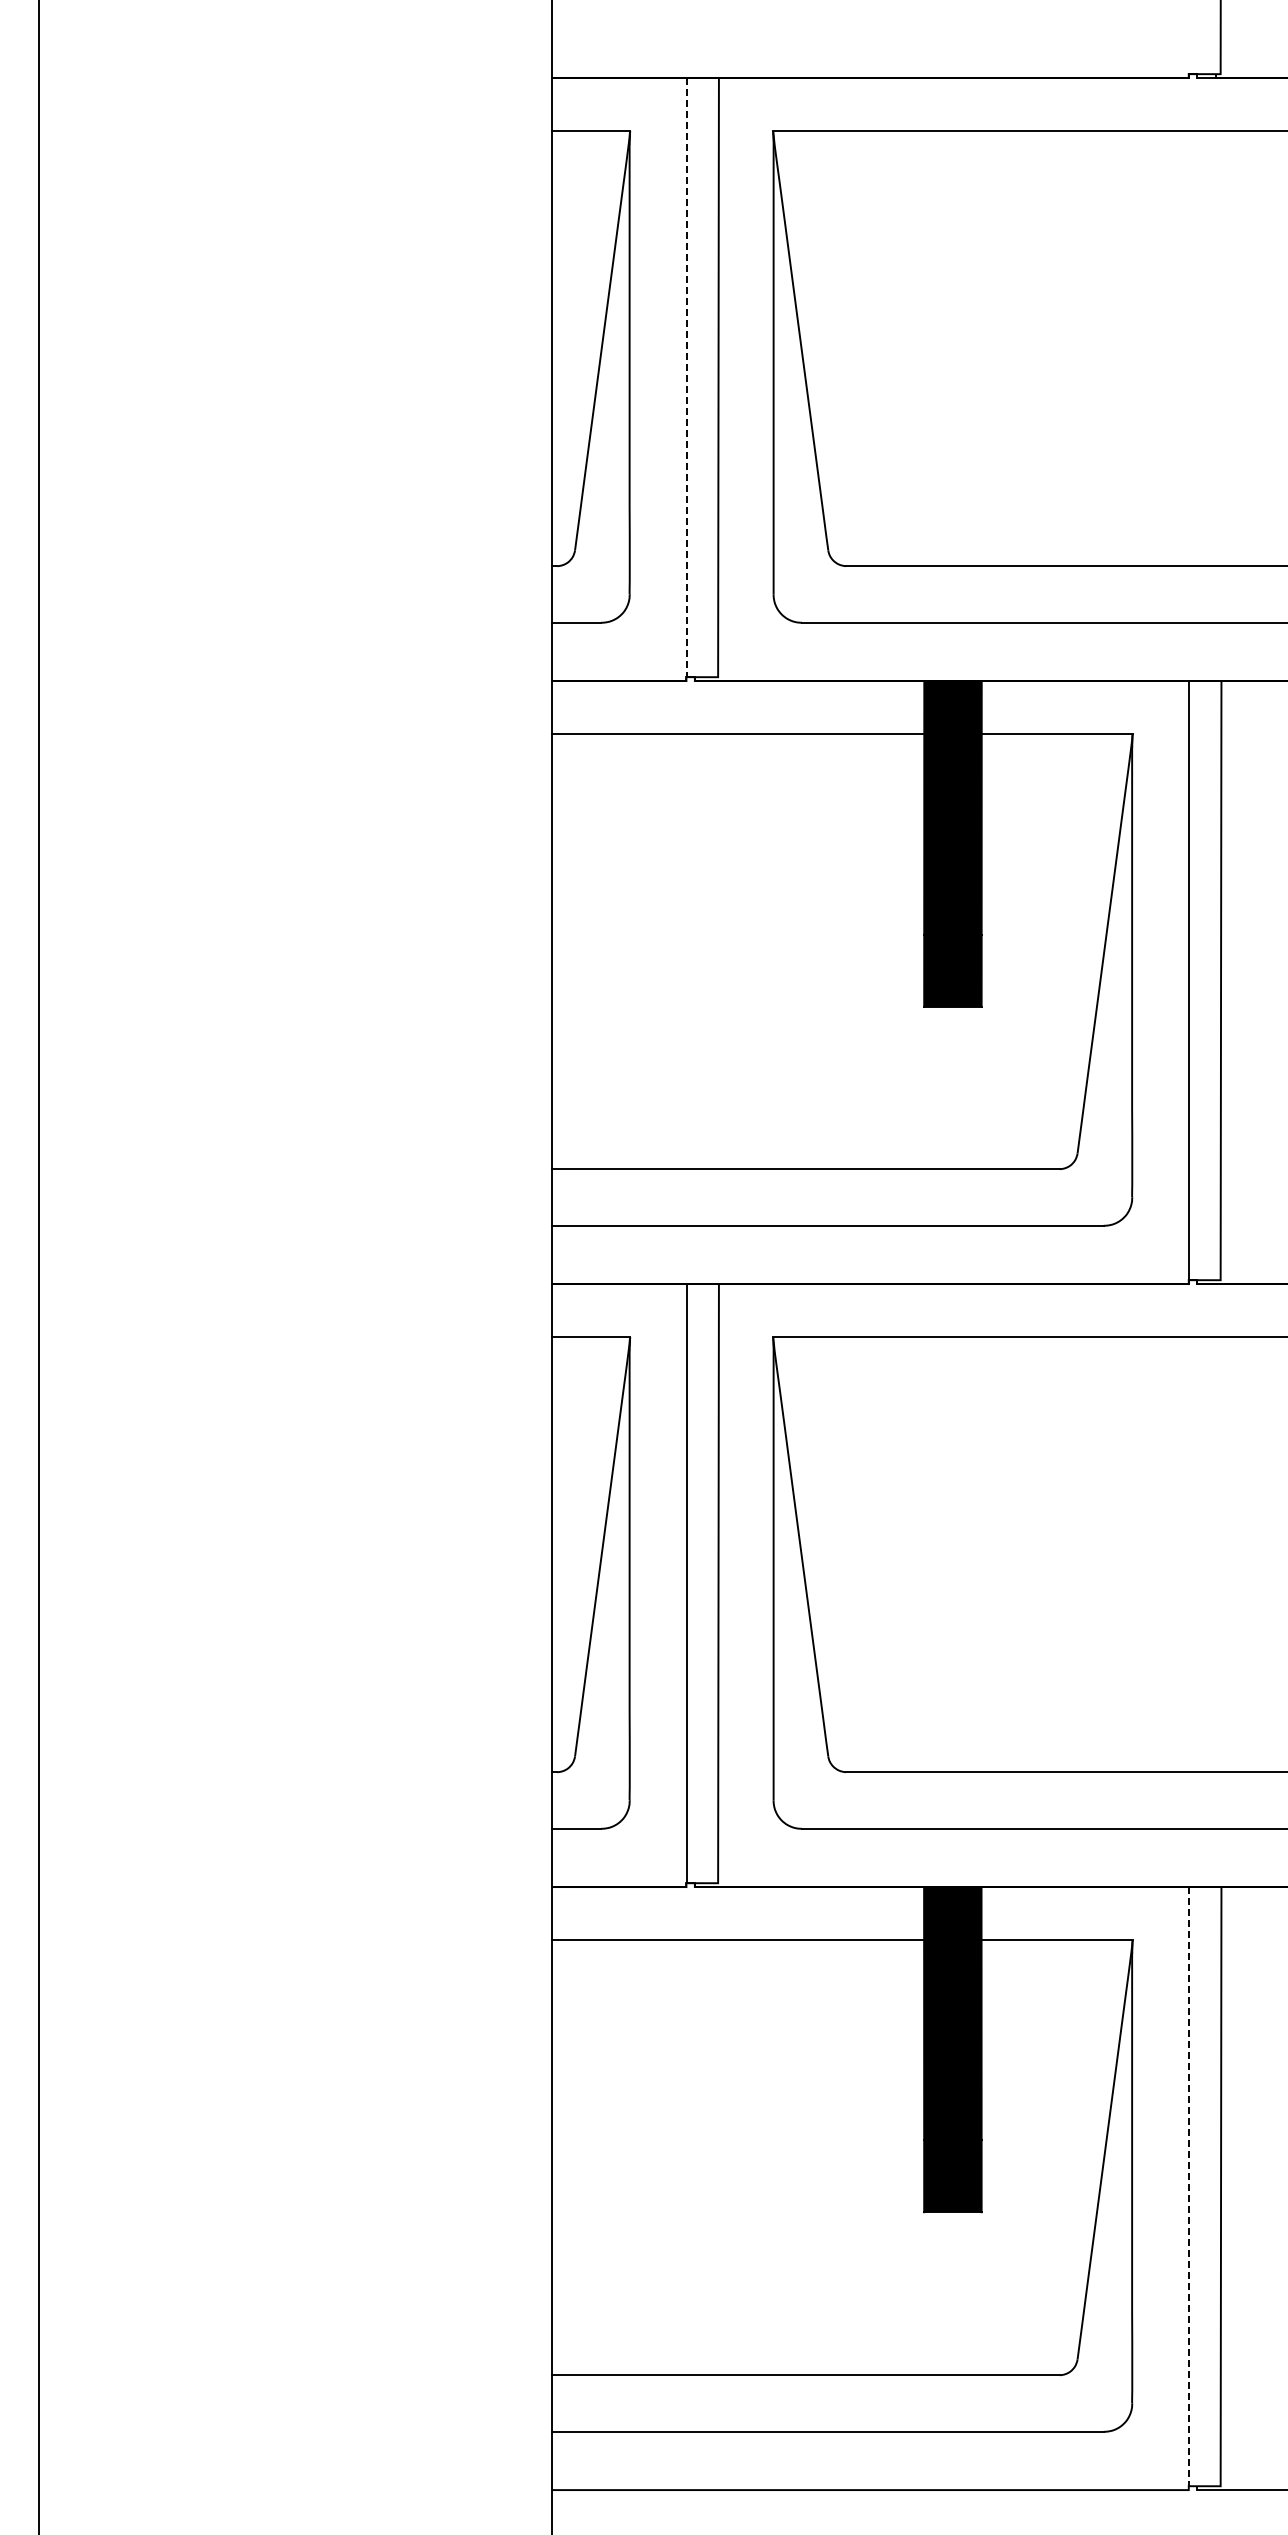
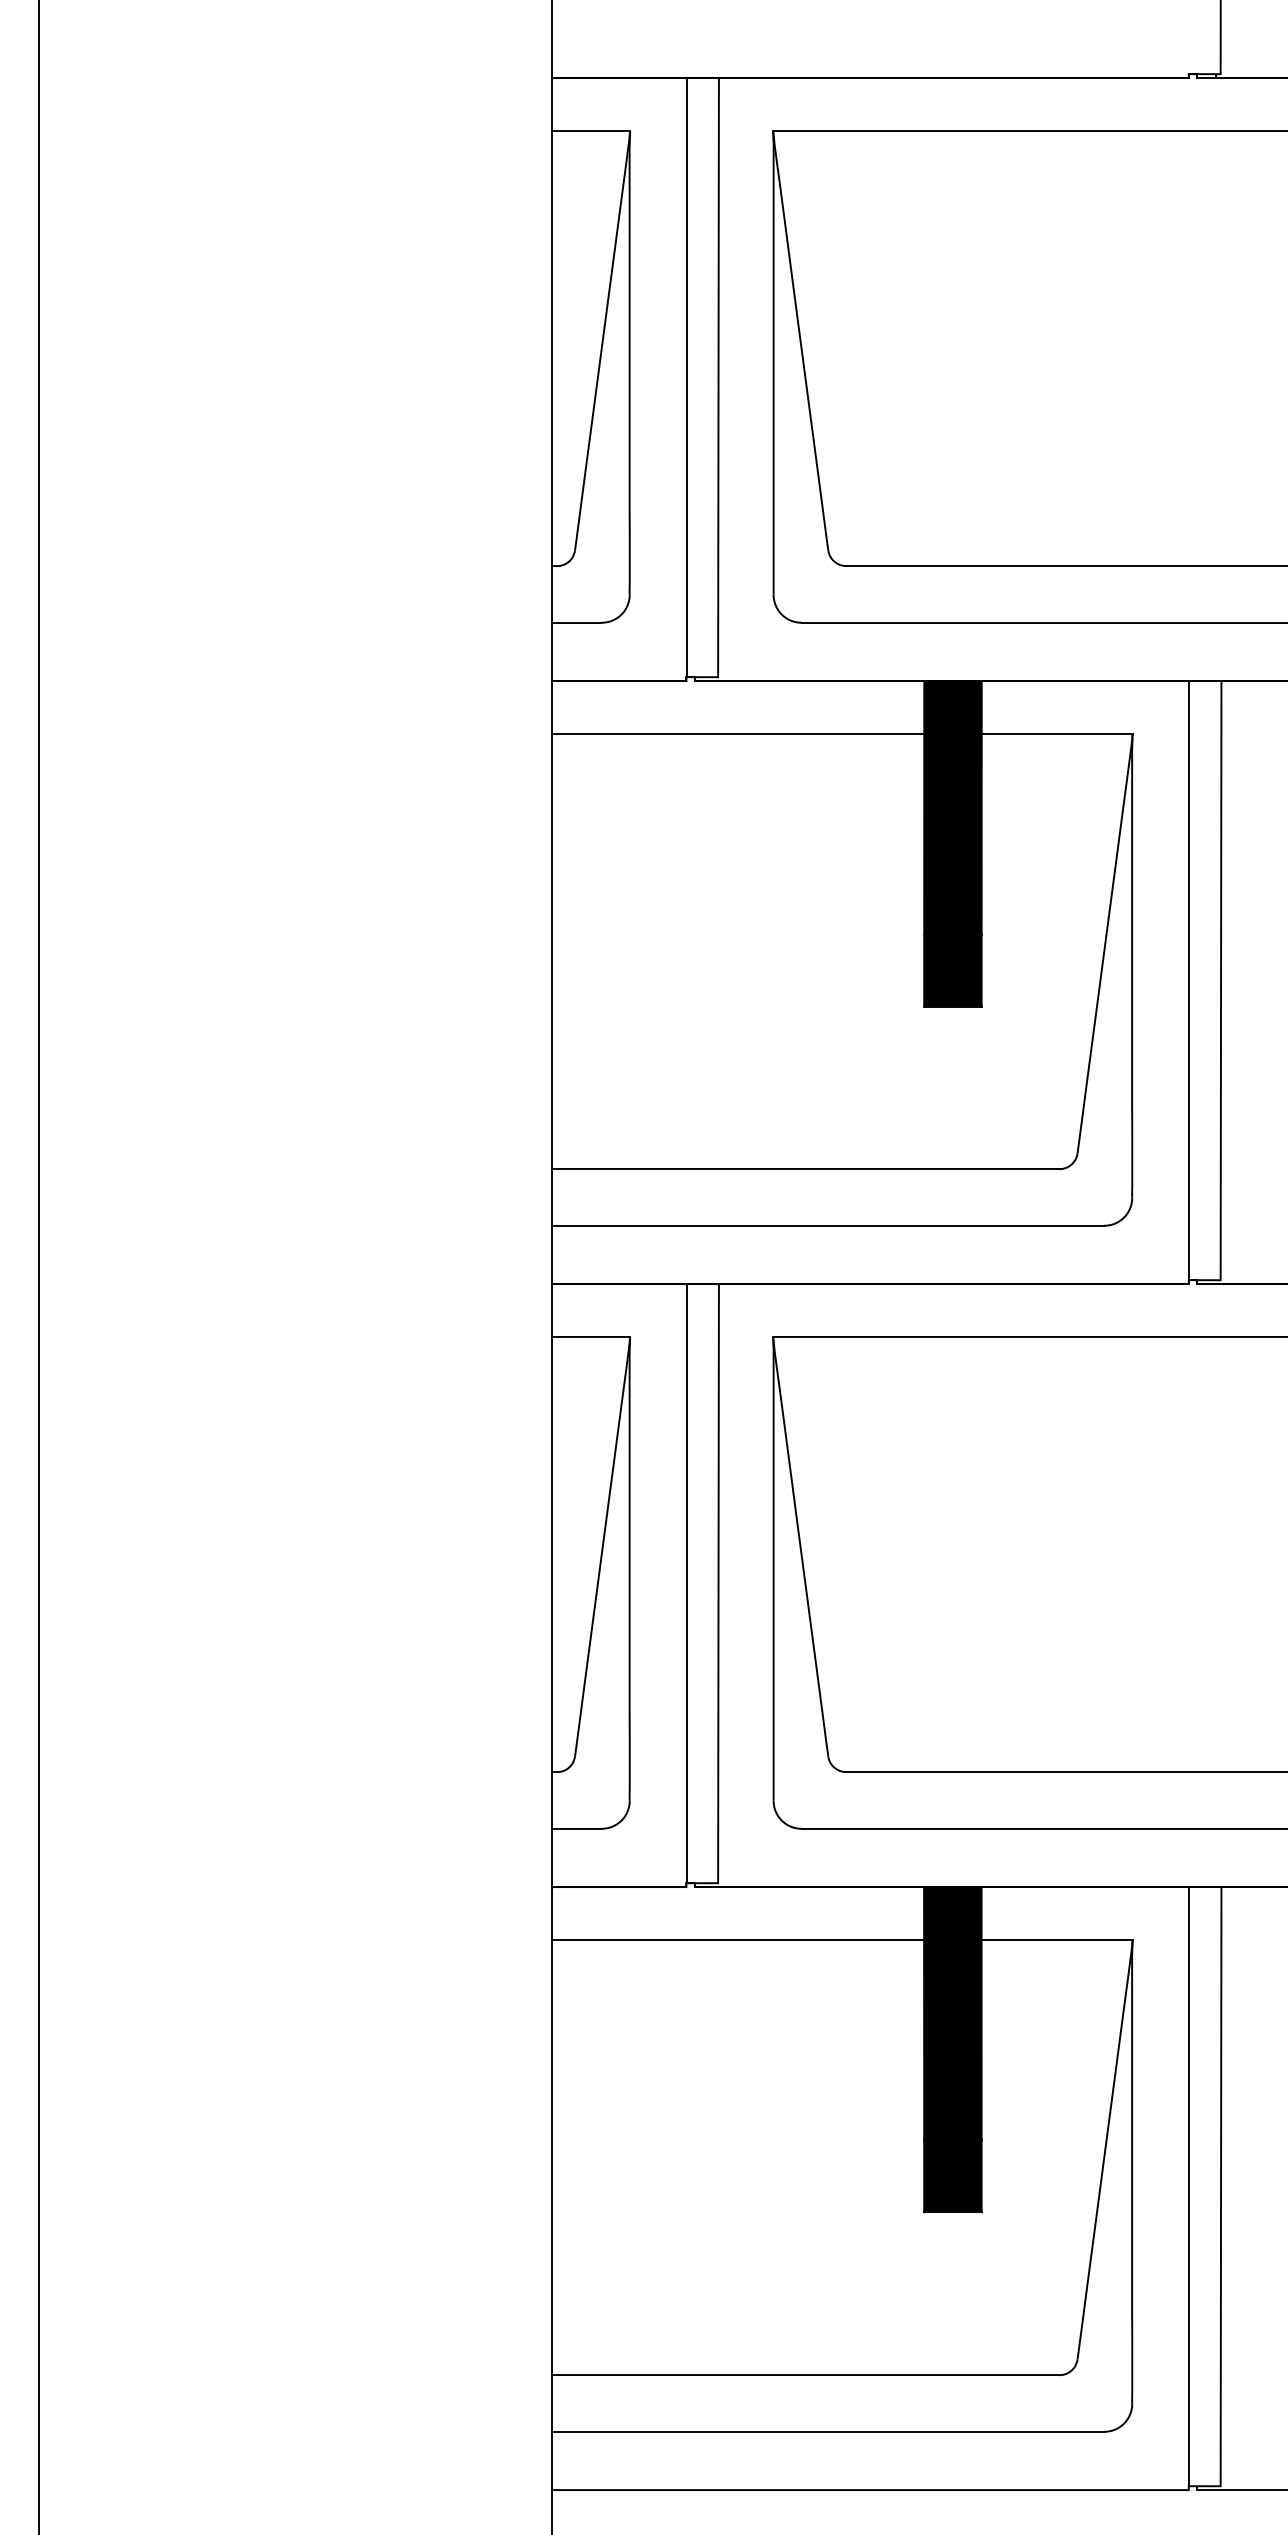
line: dashed -> solid (686, 377)
line: dashed -> solid (1189, 2186)
